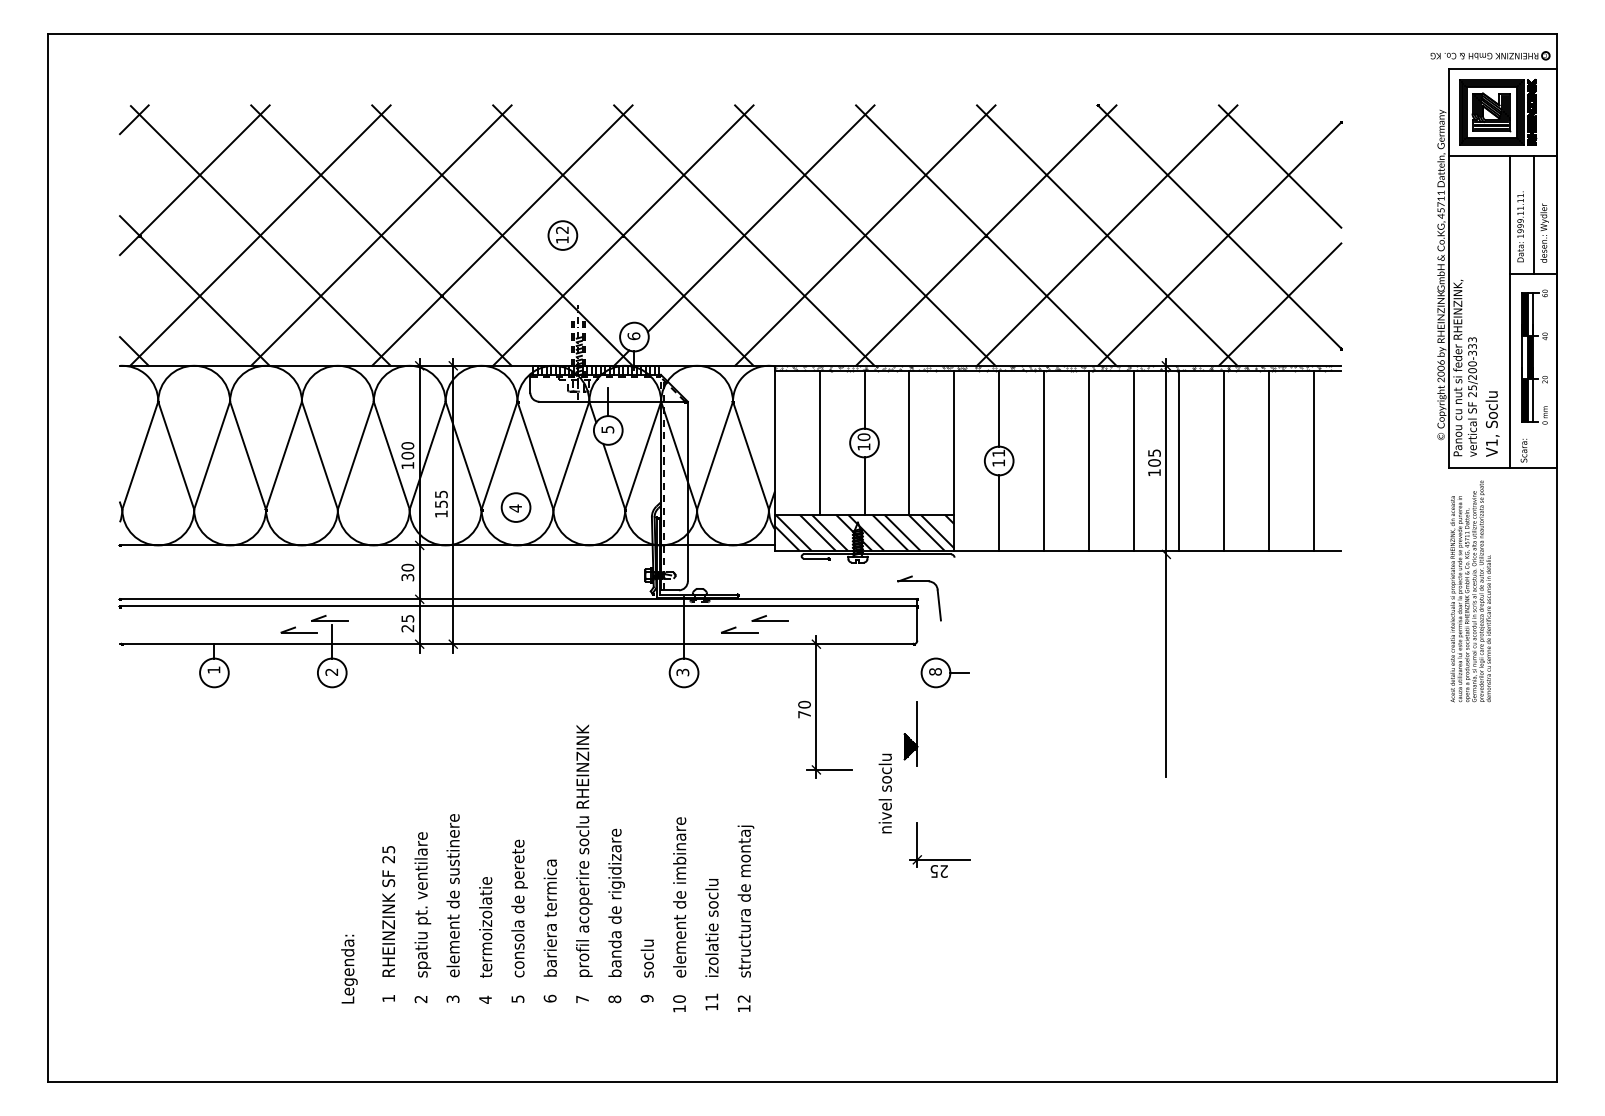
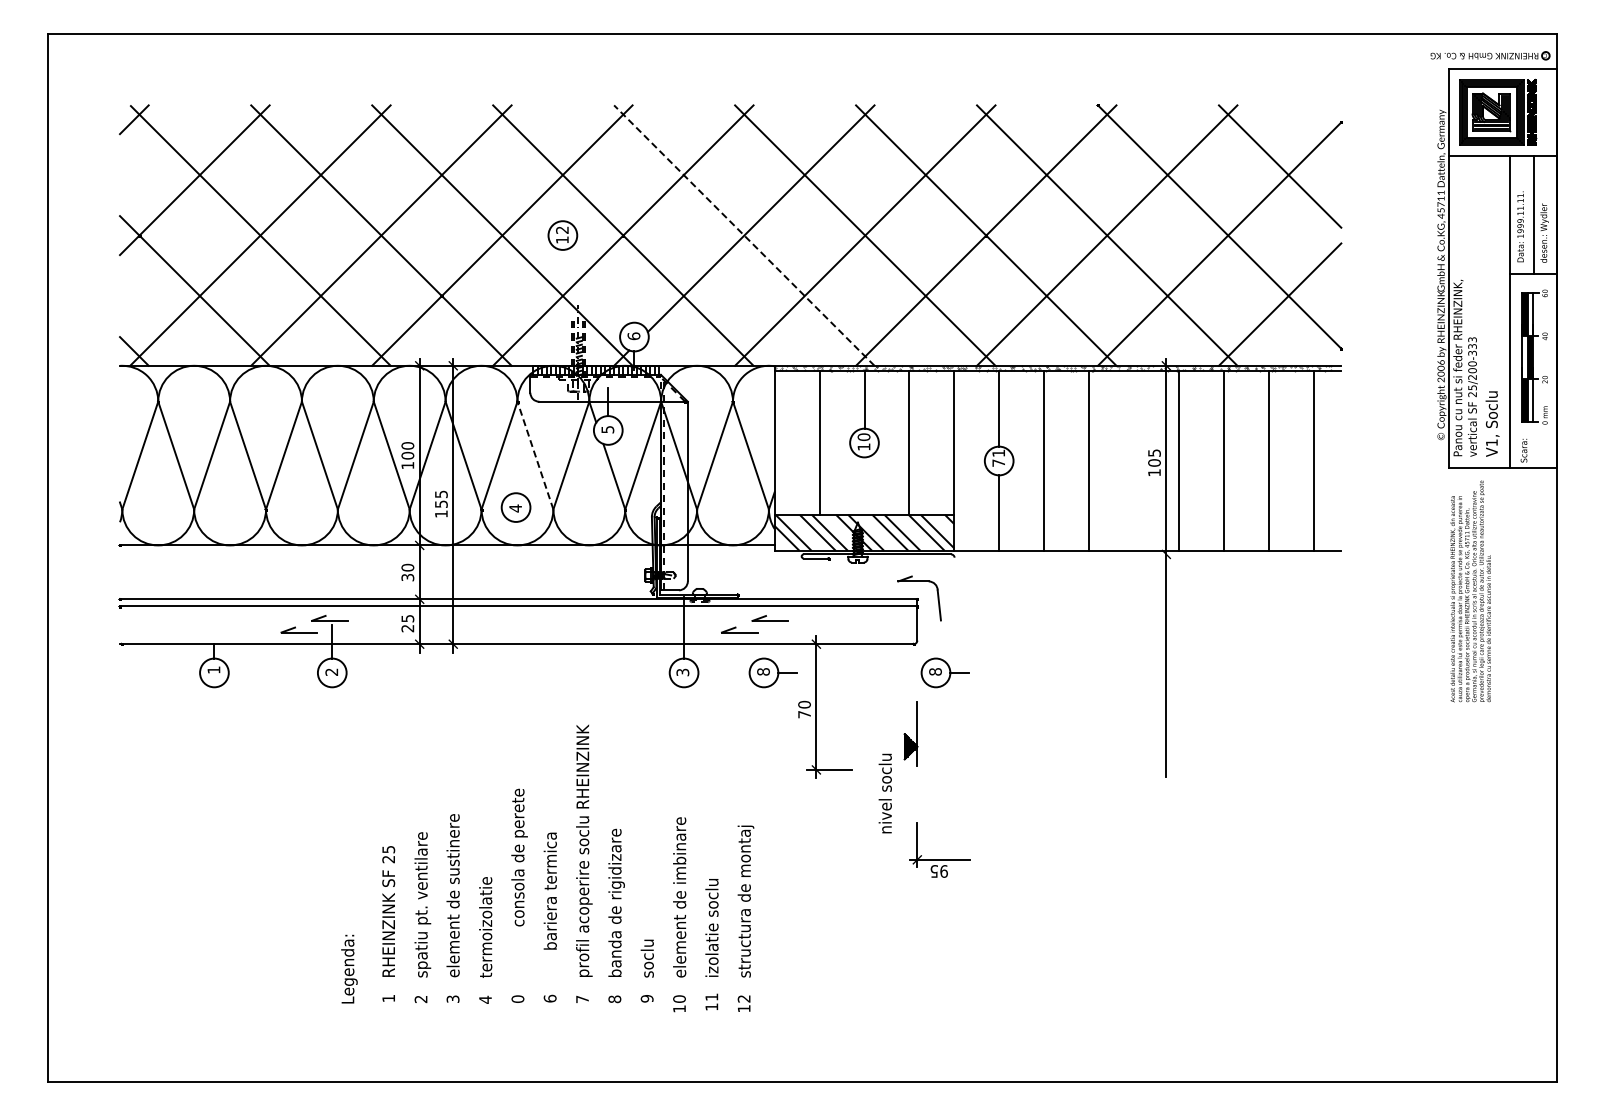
line: solid -> dashed (743, 235)
line: solid -> dashed (535, 455)
line: present -> none (1133, 460)
text: 11 -> 71 (998, 462)
line: present -> none (864, 485)
part: none -> present (772, 672)
text: 25 -> 95 (943, 871)
text position: (519, 908) -> (519, 857) (519, 857)
text position: (549, 917) -> (549, 890) (549, 890)
text: 5 -> 0 (517, 998)
